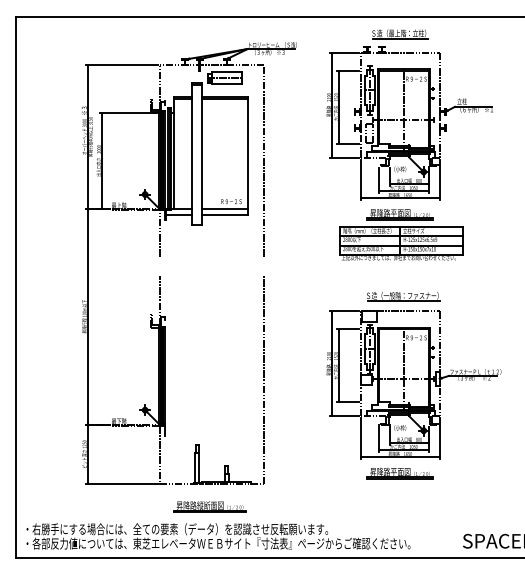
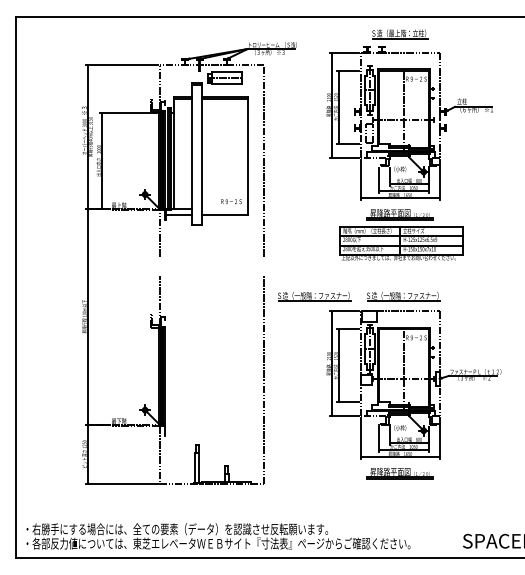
line: present -> none (224, 208)
part: none -> present (314, 296)
part: present -> none (209, 506)
